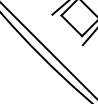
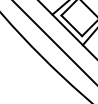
line: none -> present (67, 29)
line position: (48, 50) -> (54, 42) (54, 42)
